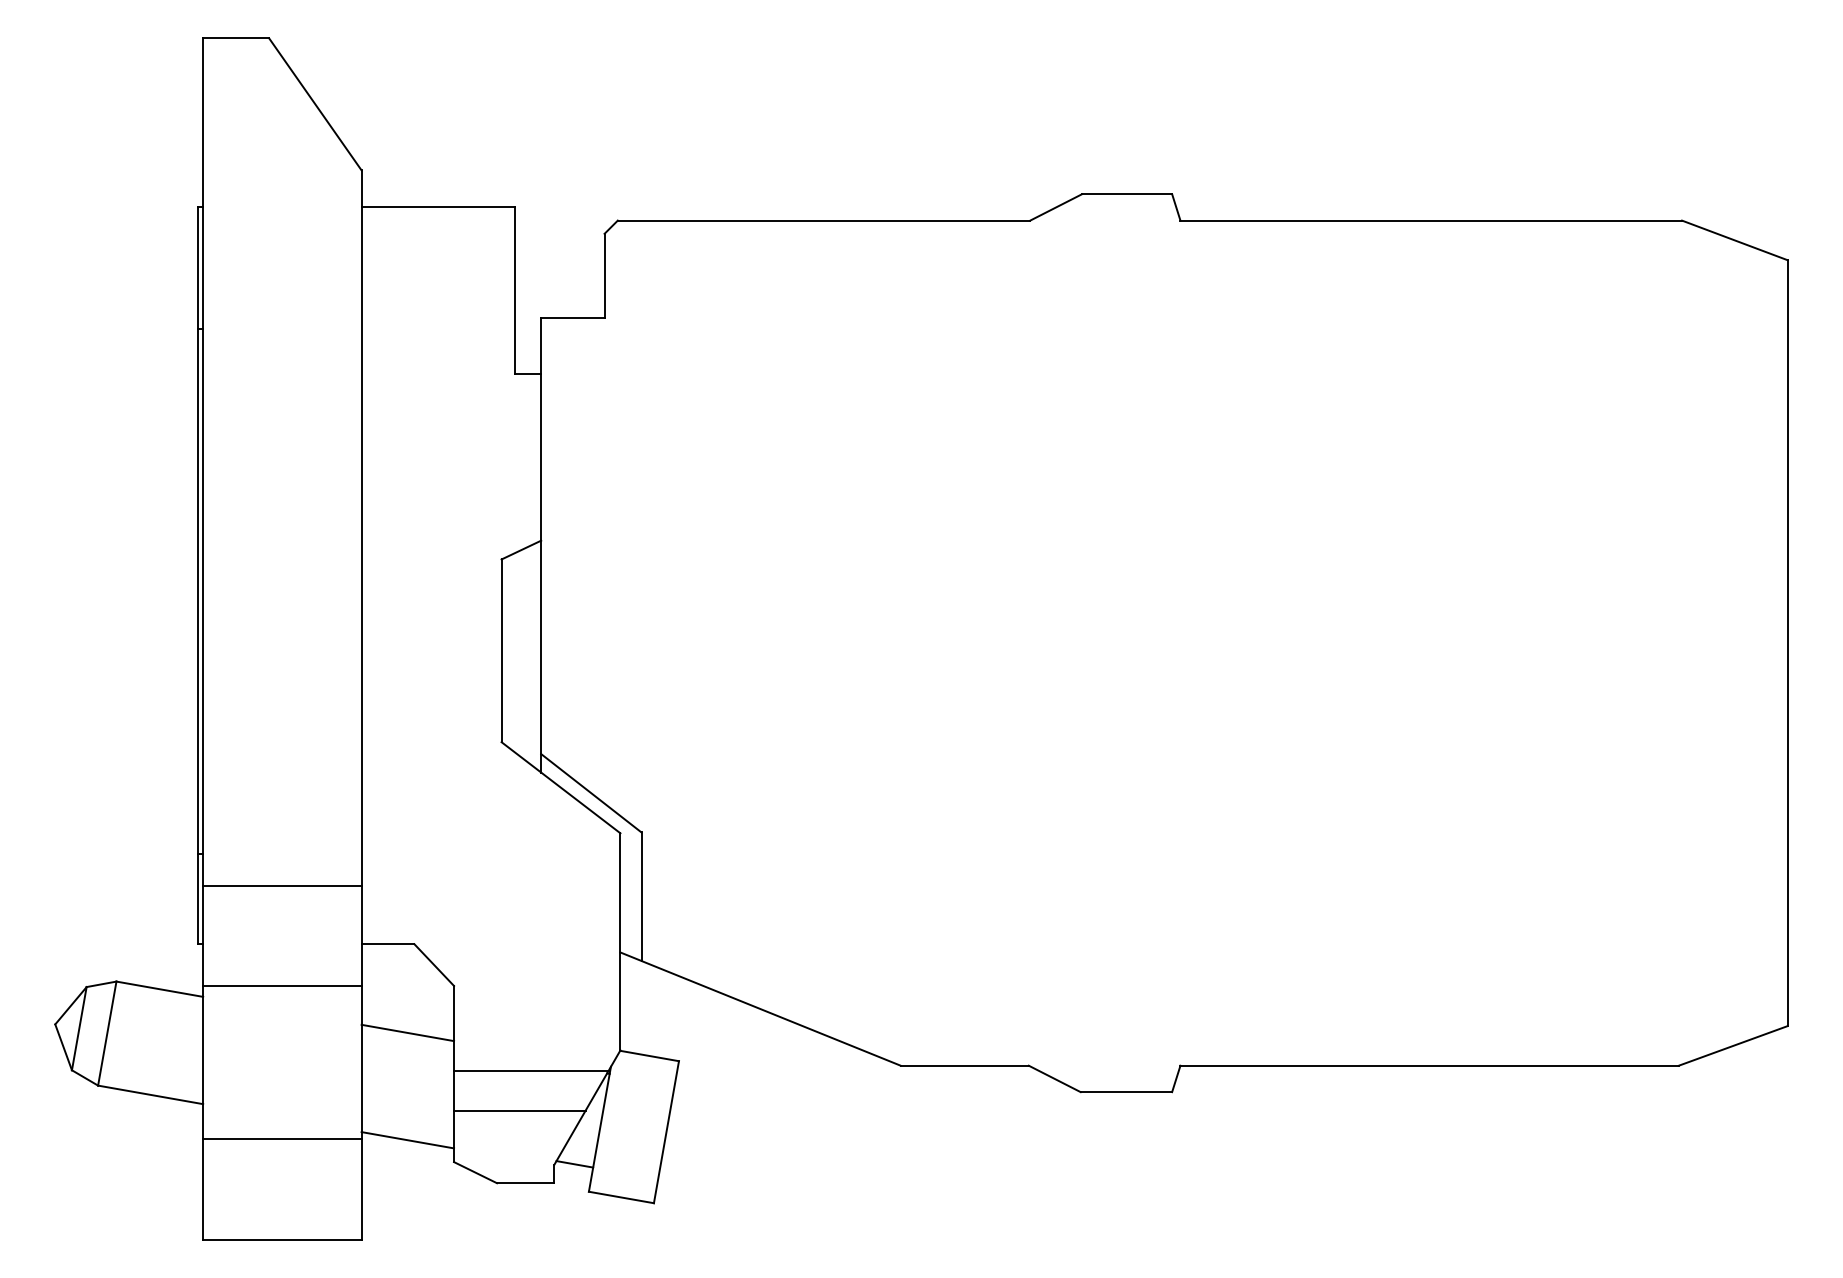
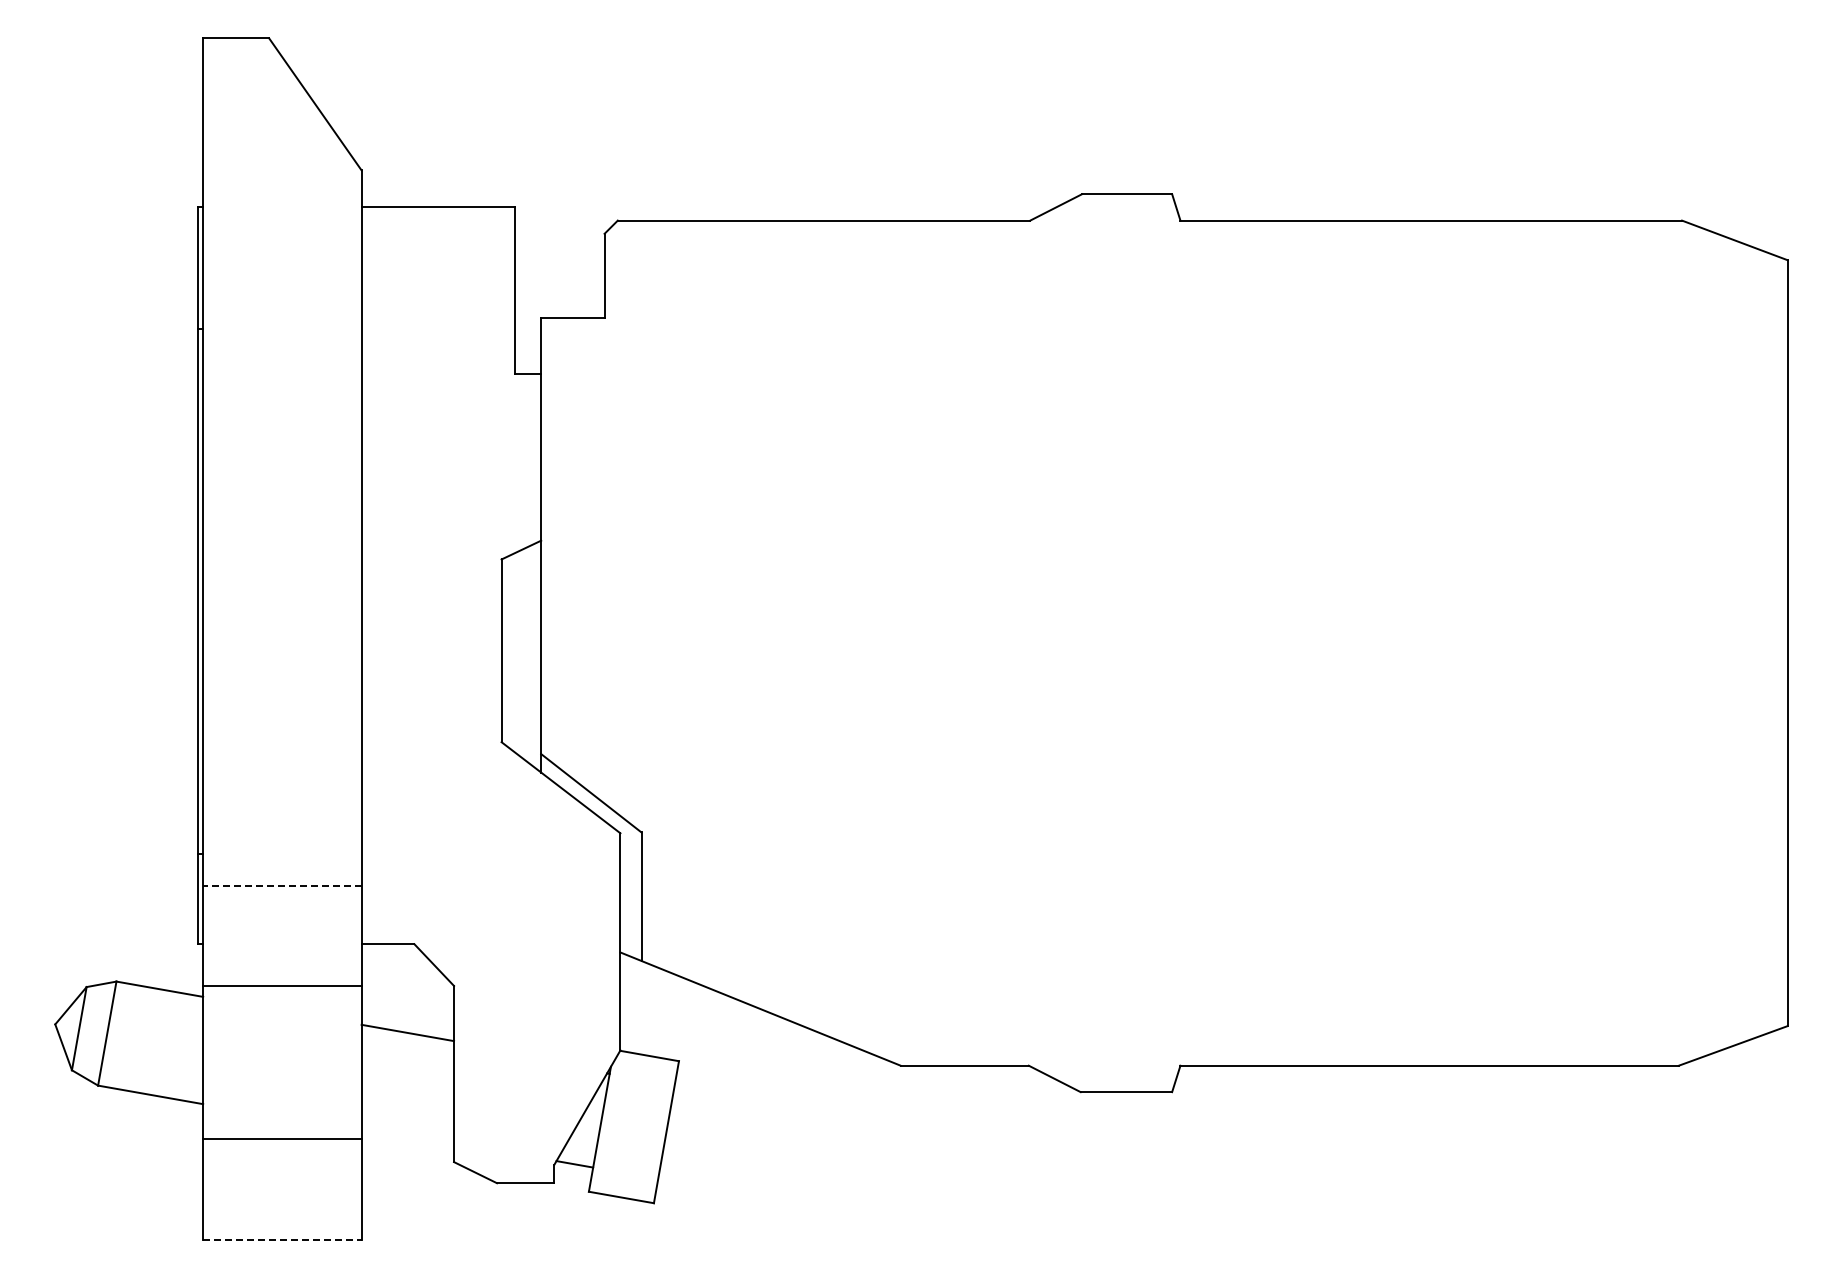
line: solid -> dashed (281, 886)
line: present -> none (531, 1070)
line: present -> none (519, 1110)
line: present -> none (407, 1140)
line: solid -> dashed (282, 1239)
